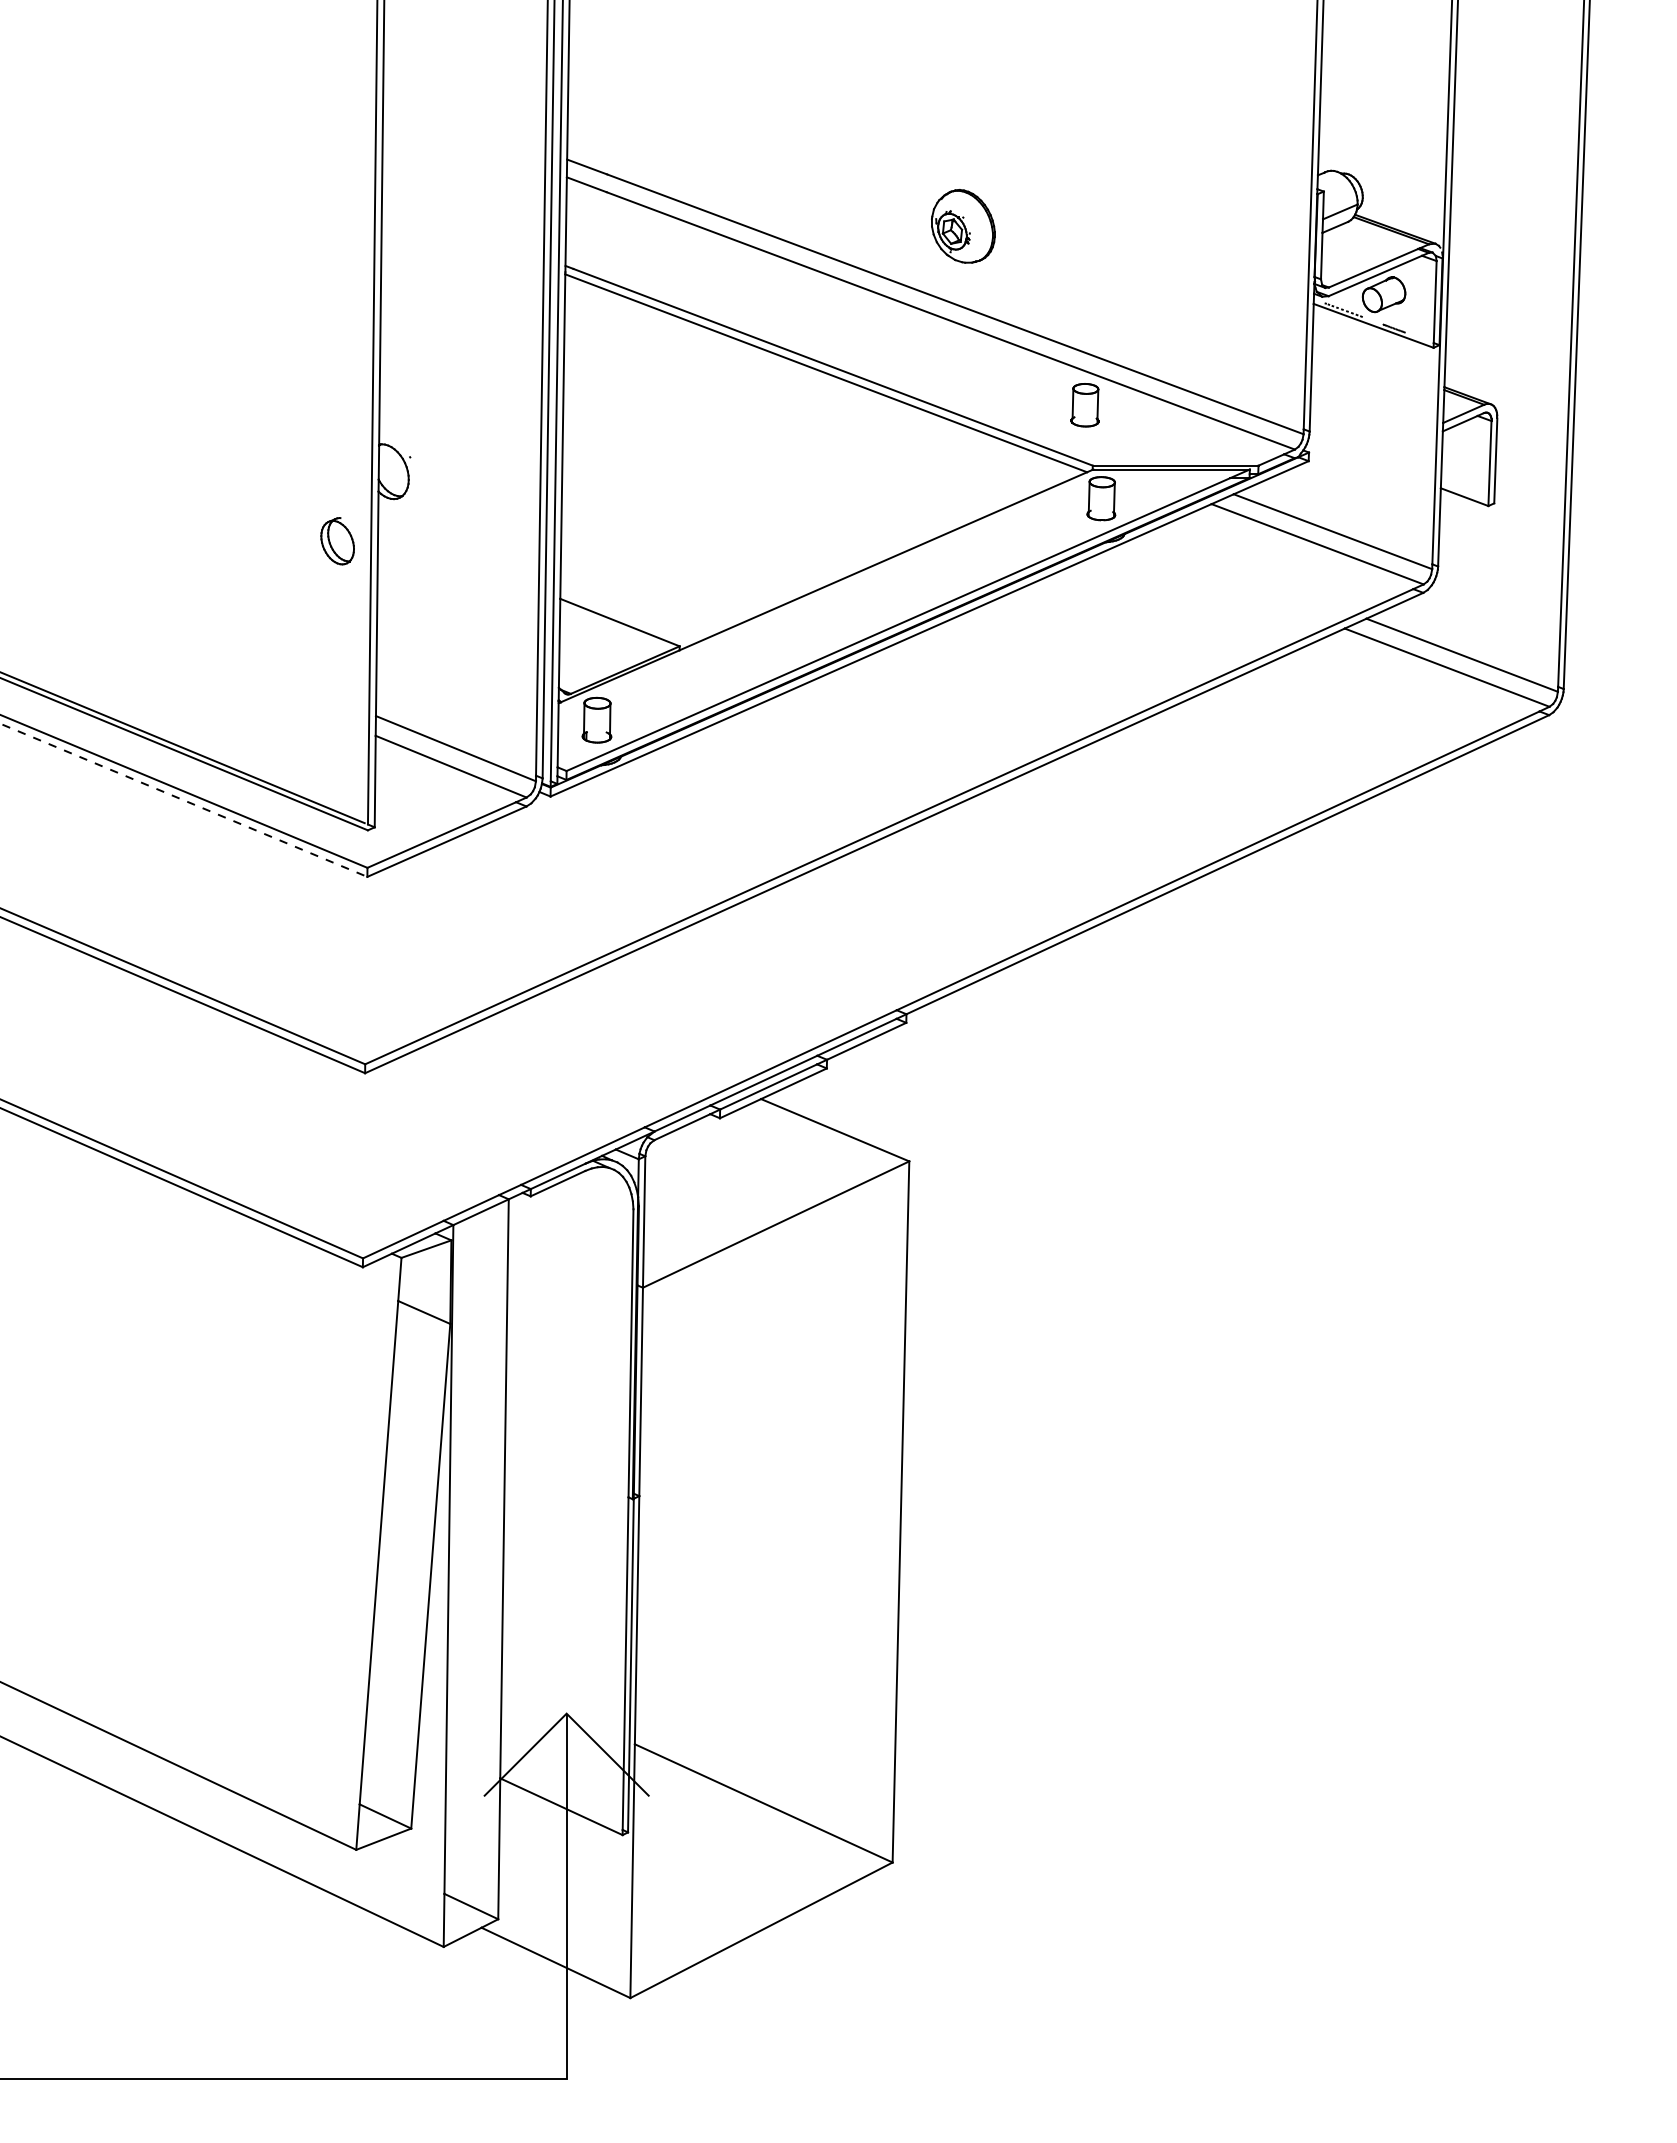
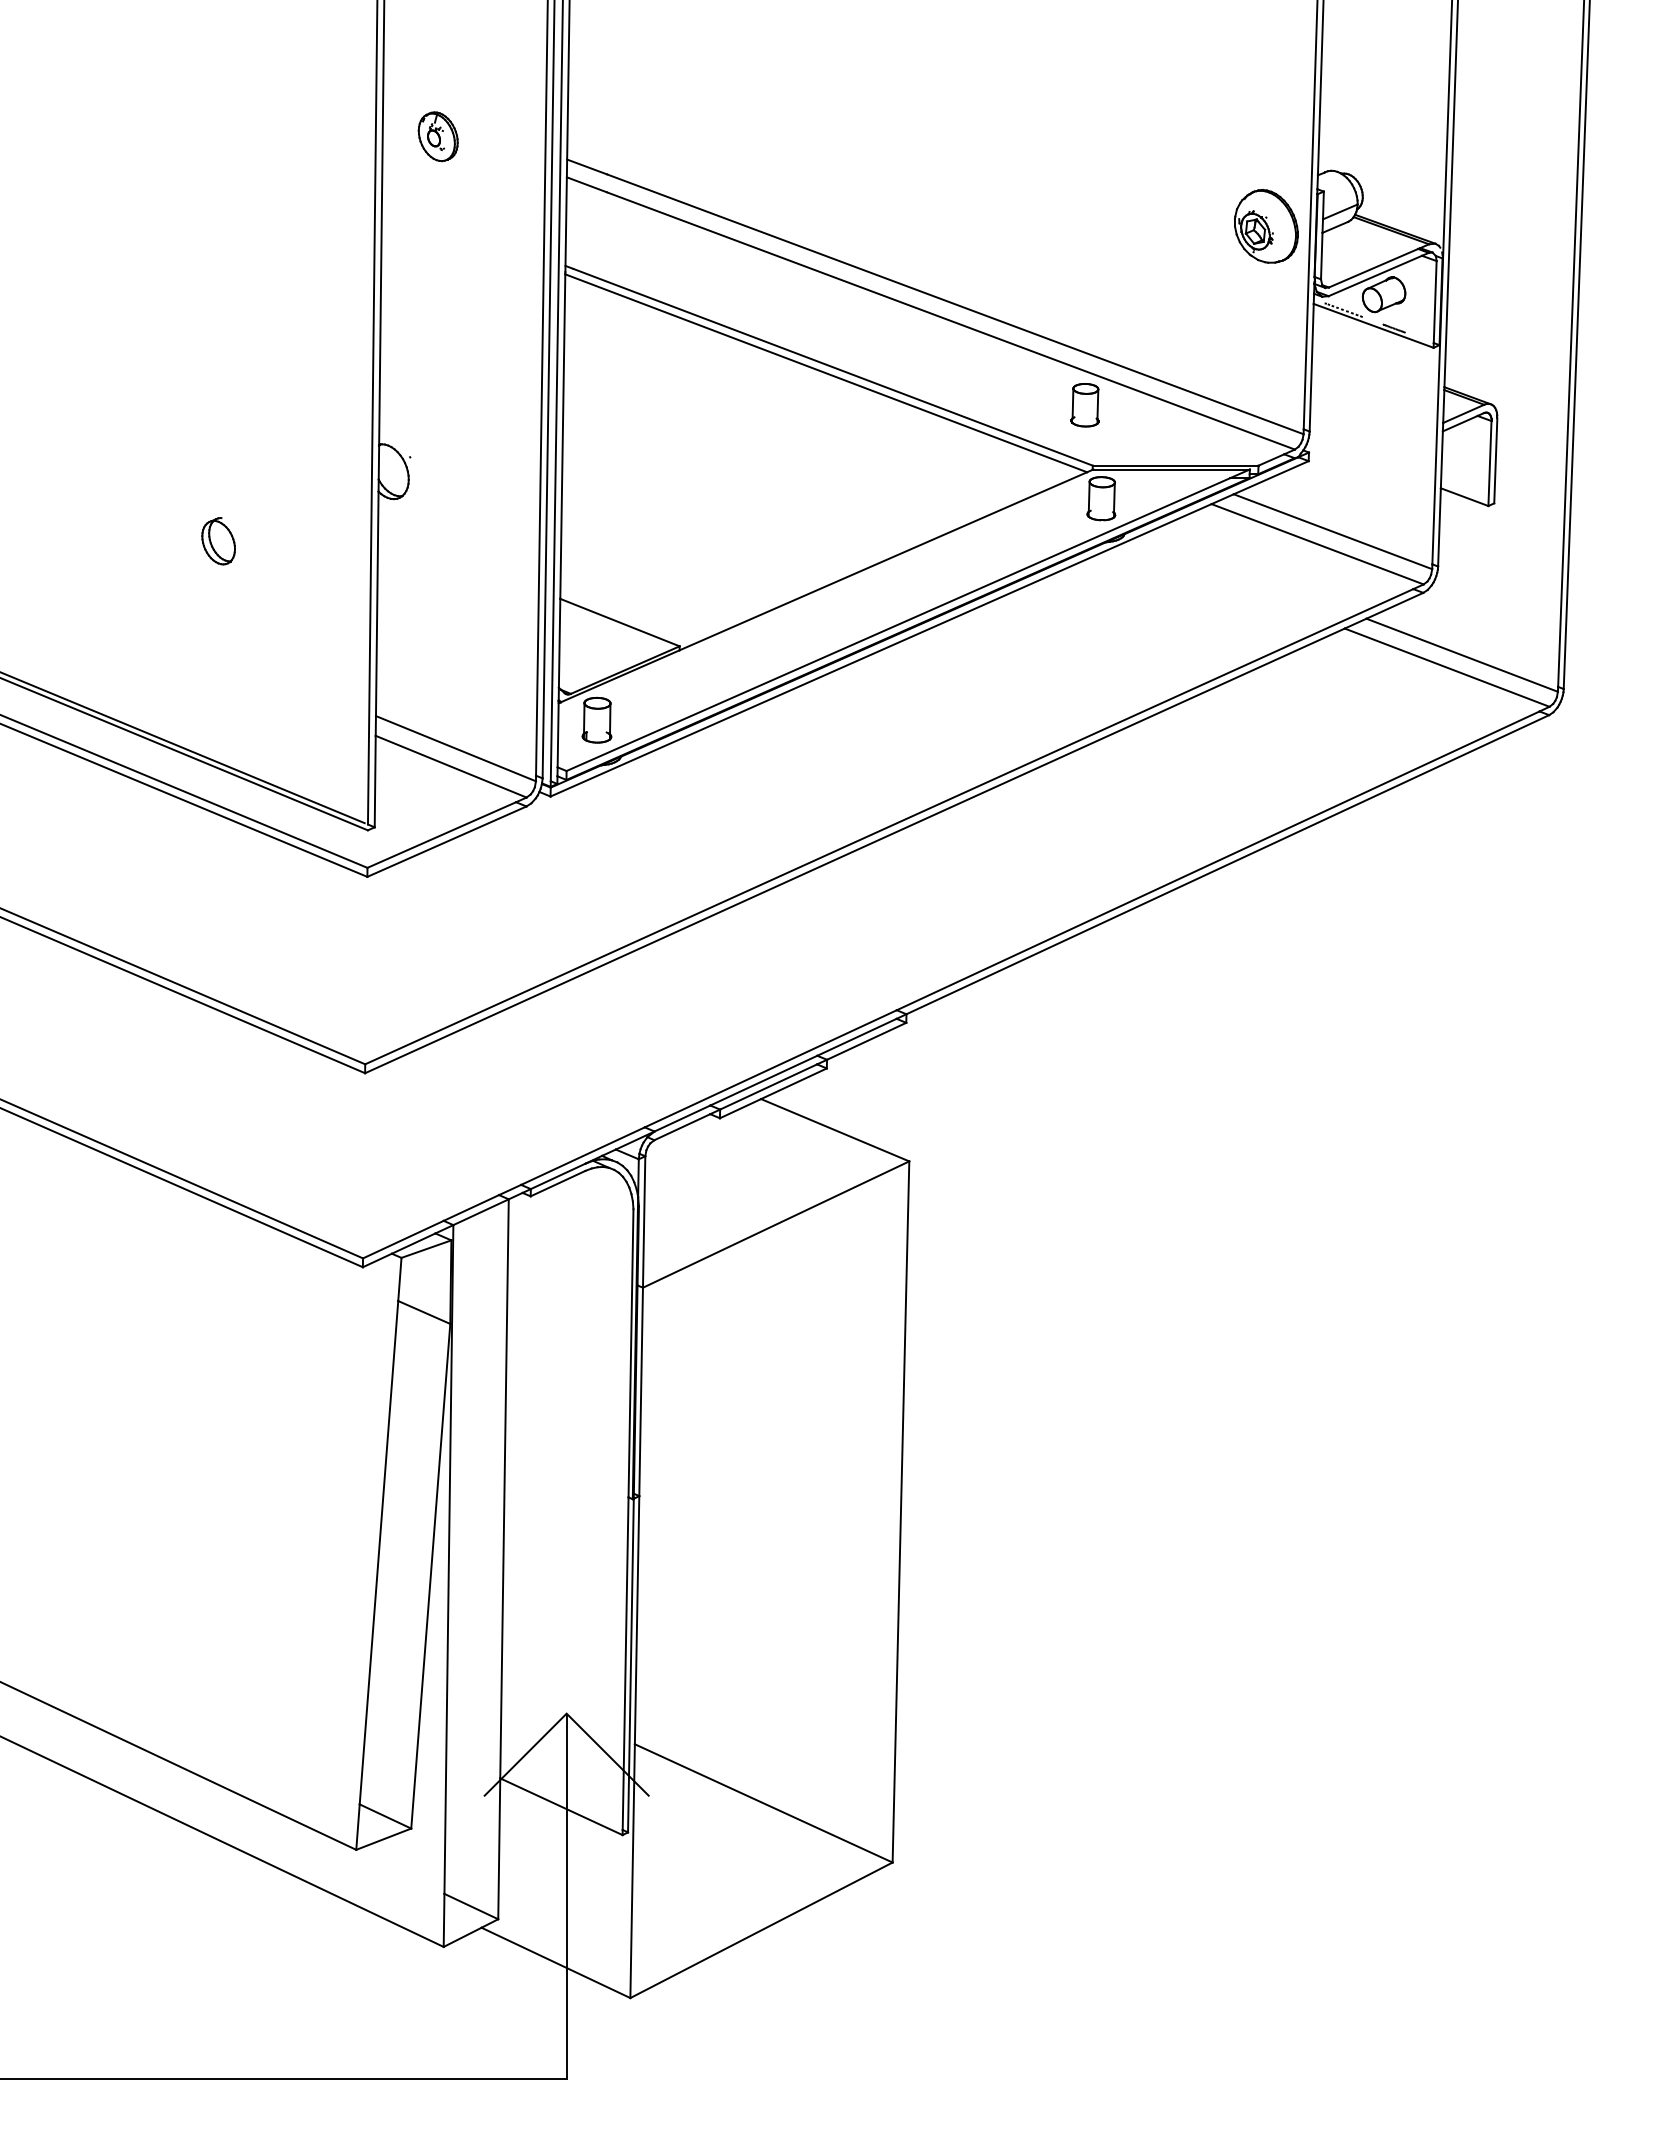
part: none -> present (437, 136)
part position: (963, 226) -> (1266, 226) (1266, 226)
part position: (337, 541) -> (218, 541) (218, 541)
line: dashed -> solid (183, 800)
